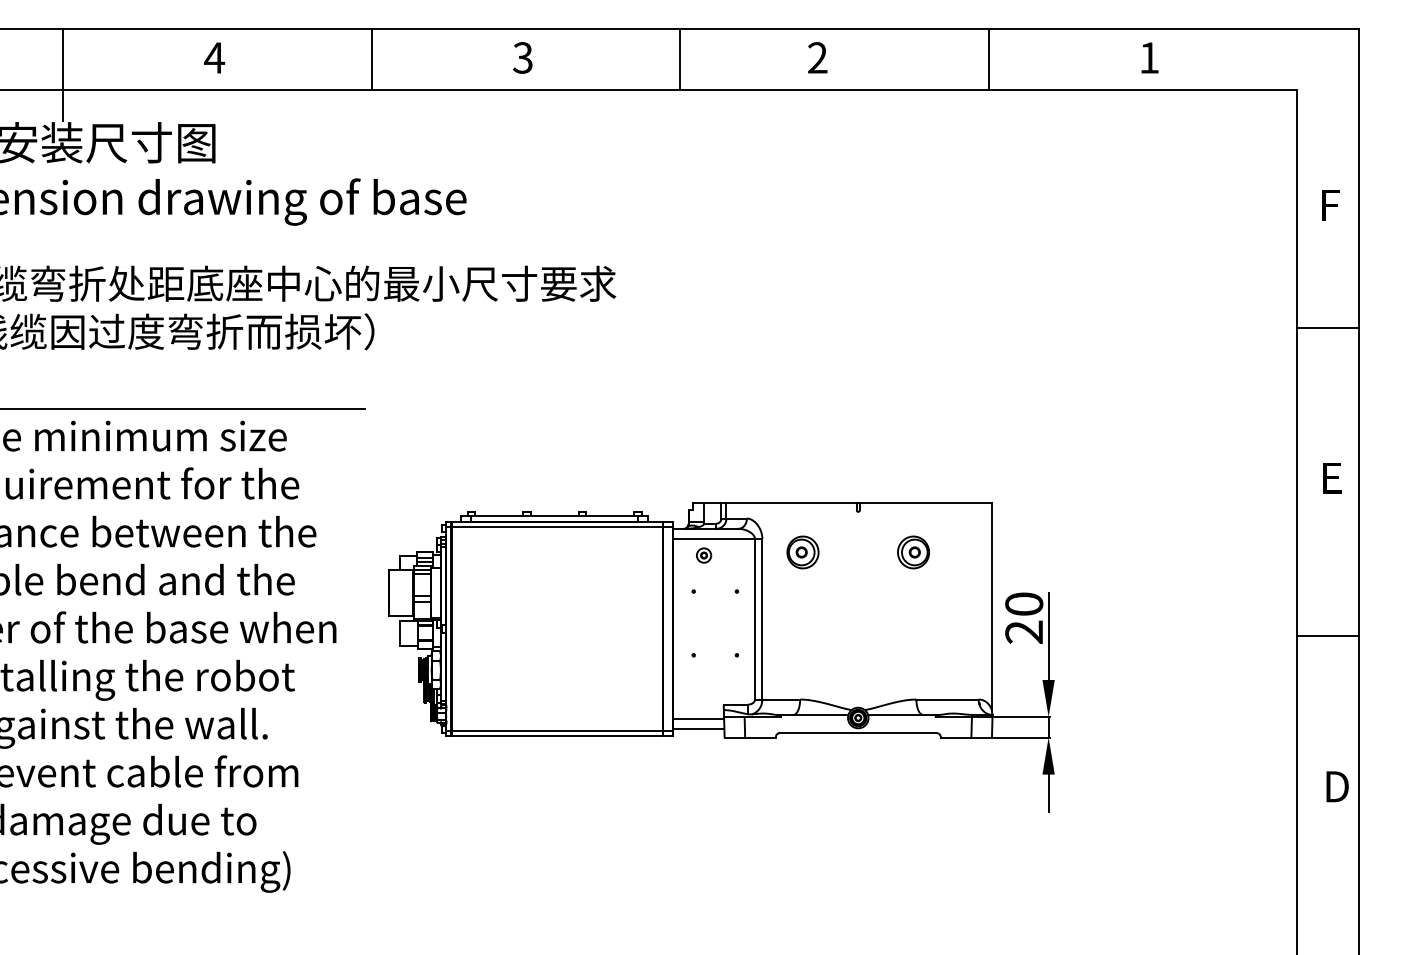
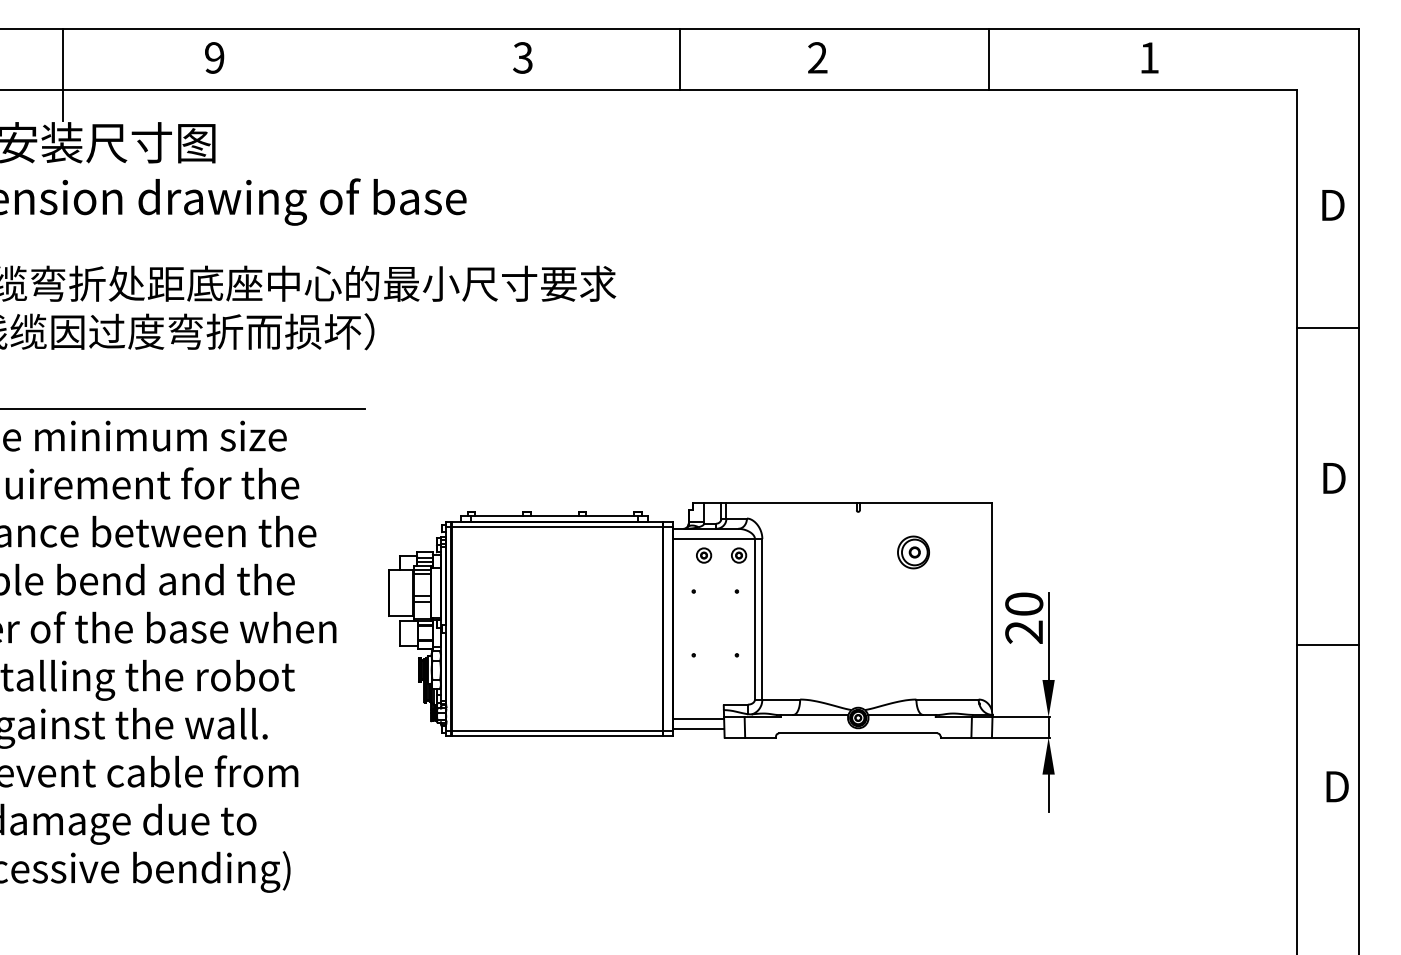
text: 4 -> 9 (214, 57)
line: present -> none (371, 59)
text: F -> D (1333, 205)
text: E -> D (1334, 478)
part: present -> none (802, 552)
part: none -> present (739, 555)
line position: (1327, 636) -> (1327, 645) (1327, 645)
